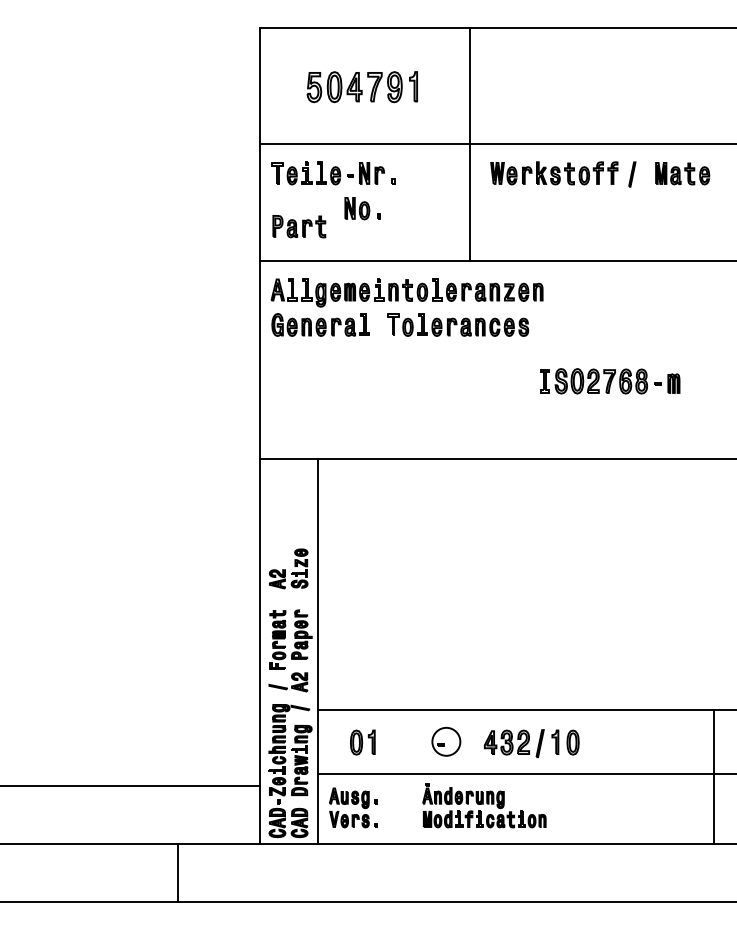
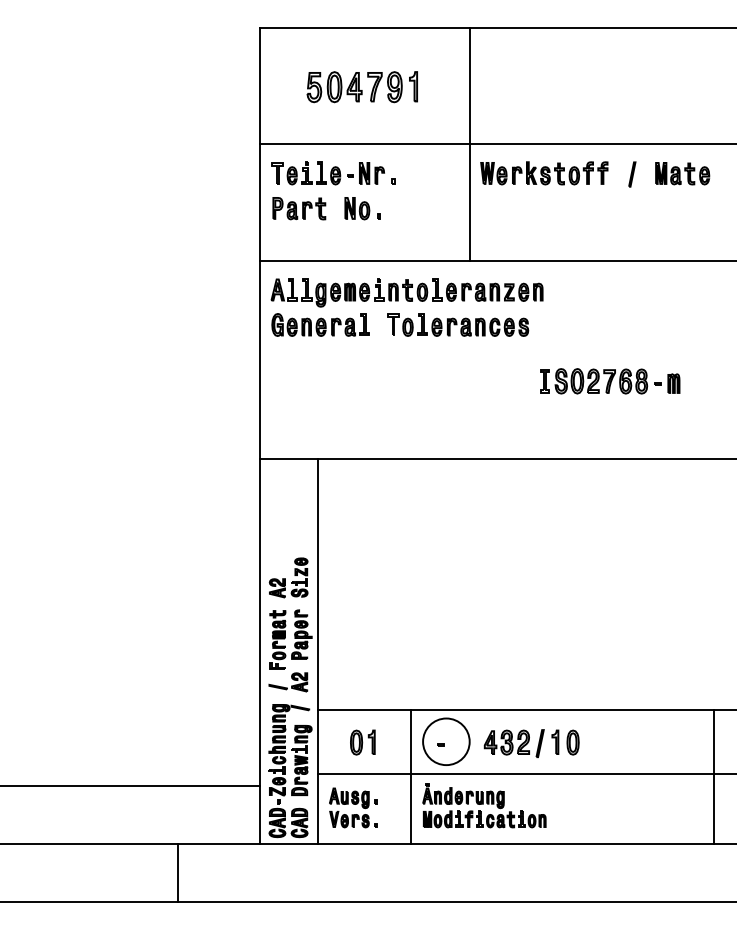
part position: (554, 173) -> (544, 173) (544, 173)
part position: (299, 226) -> (299, 208) (299, 208)
part position: (288, 568) -> (288, 577) (288, 577)
circle diameter: 28 px -> 47 px (446, 741)
line: none -> present (411, 776)
